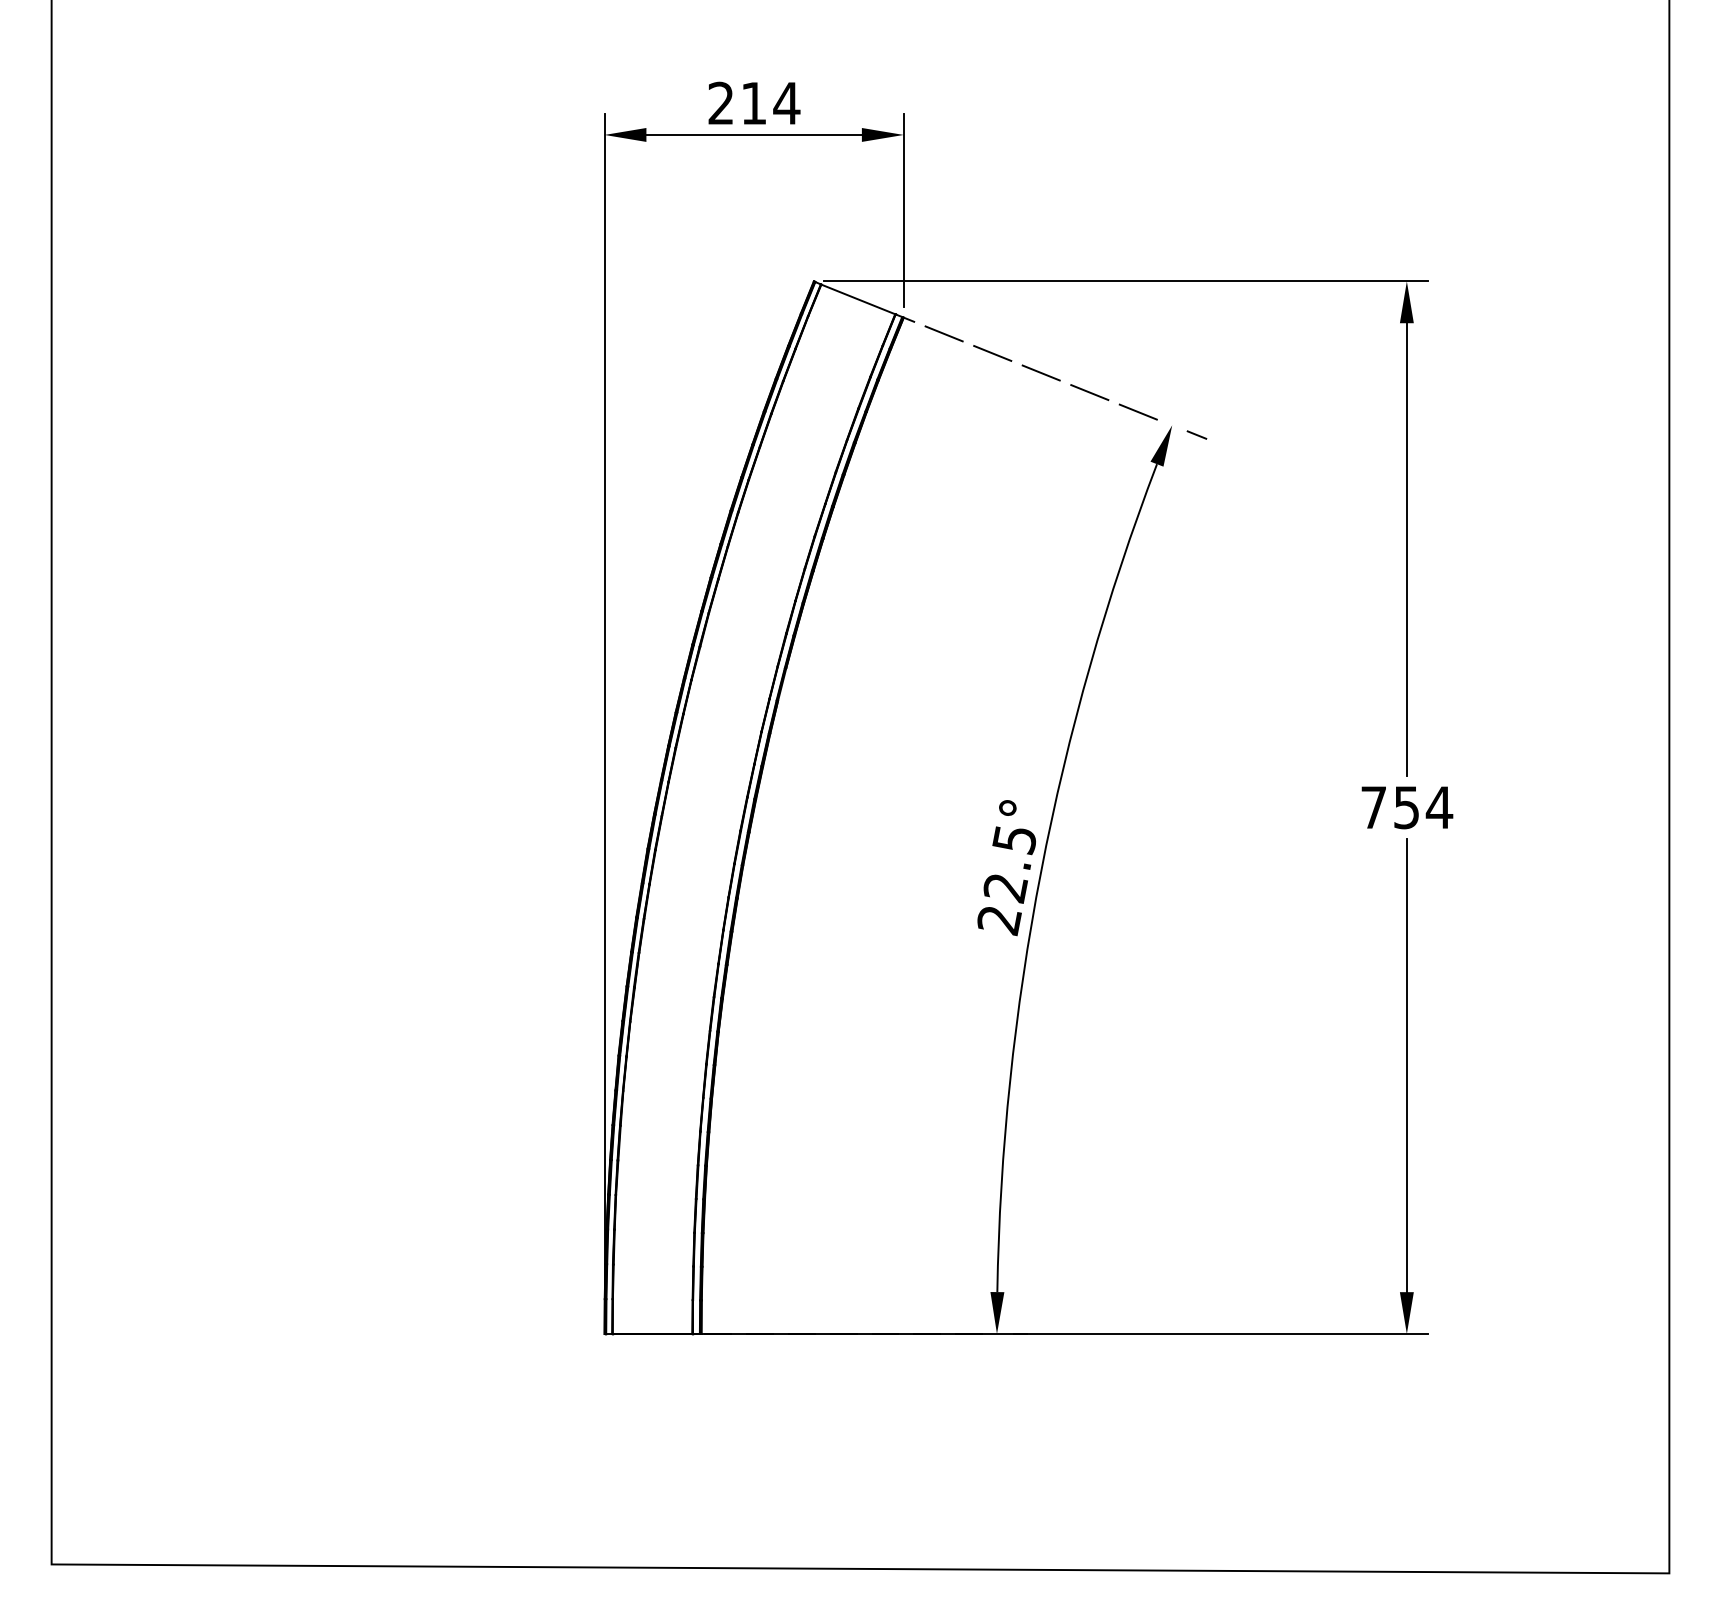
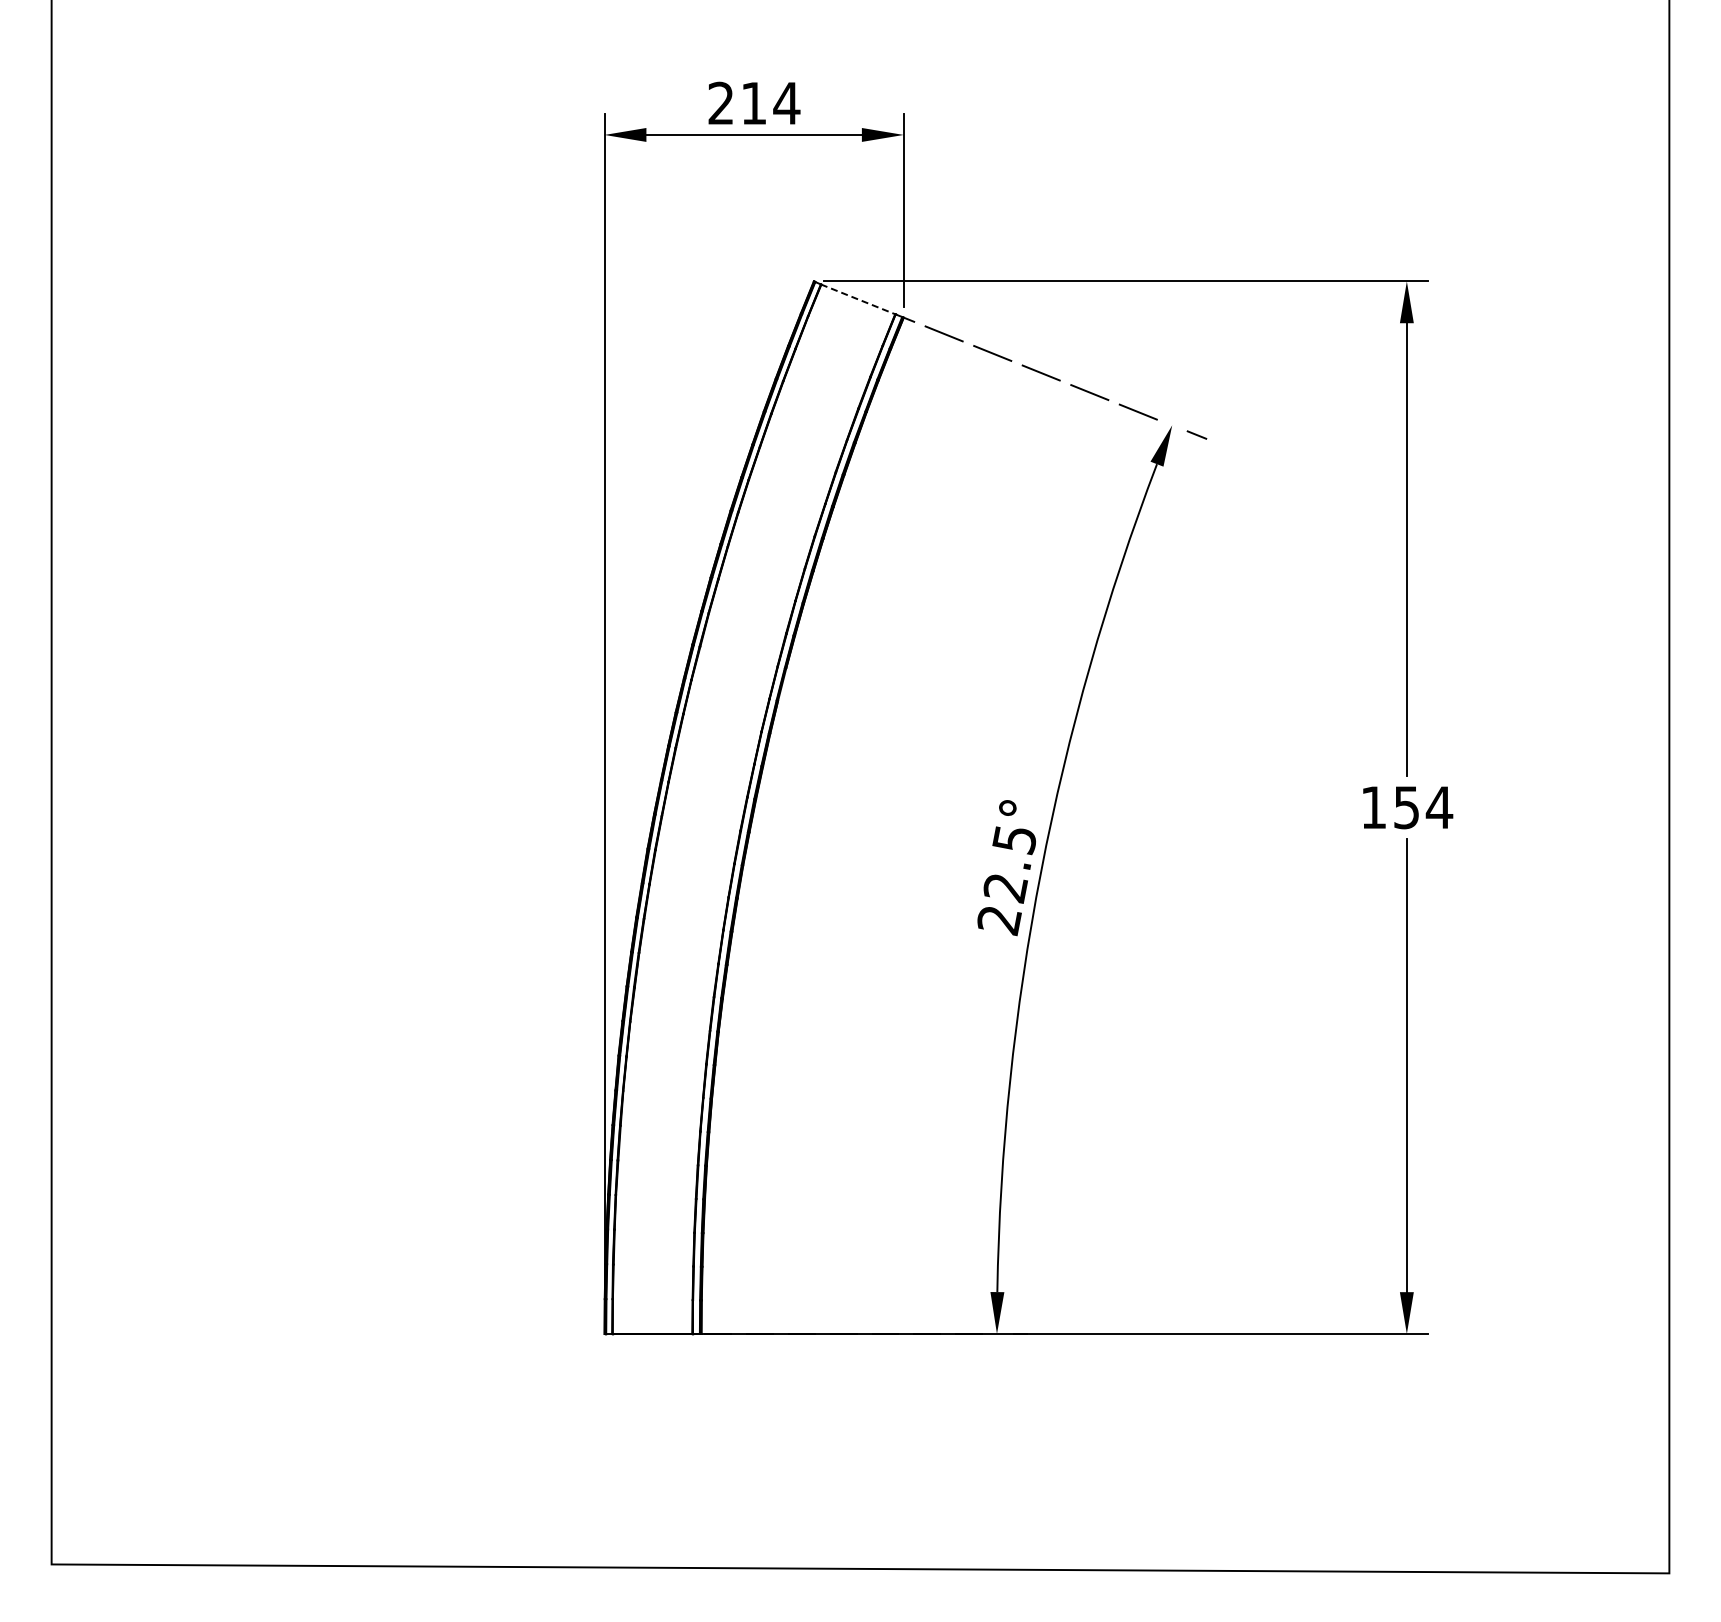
line: solid -> dashed (858, 299)
text: 754 -> 154 (1373, 807)
